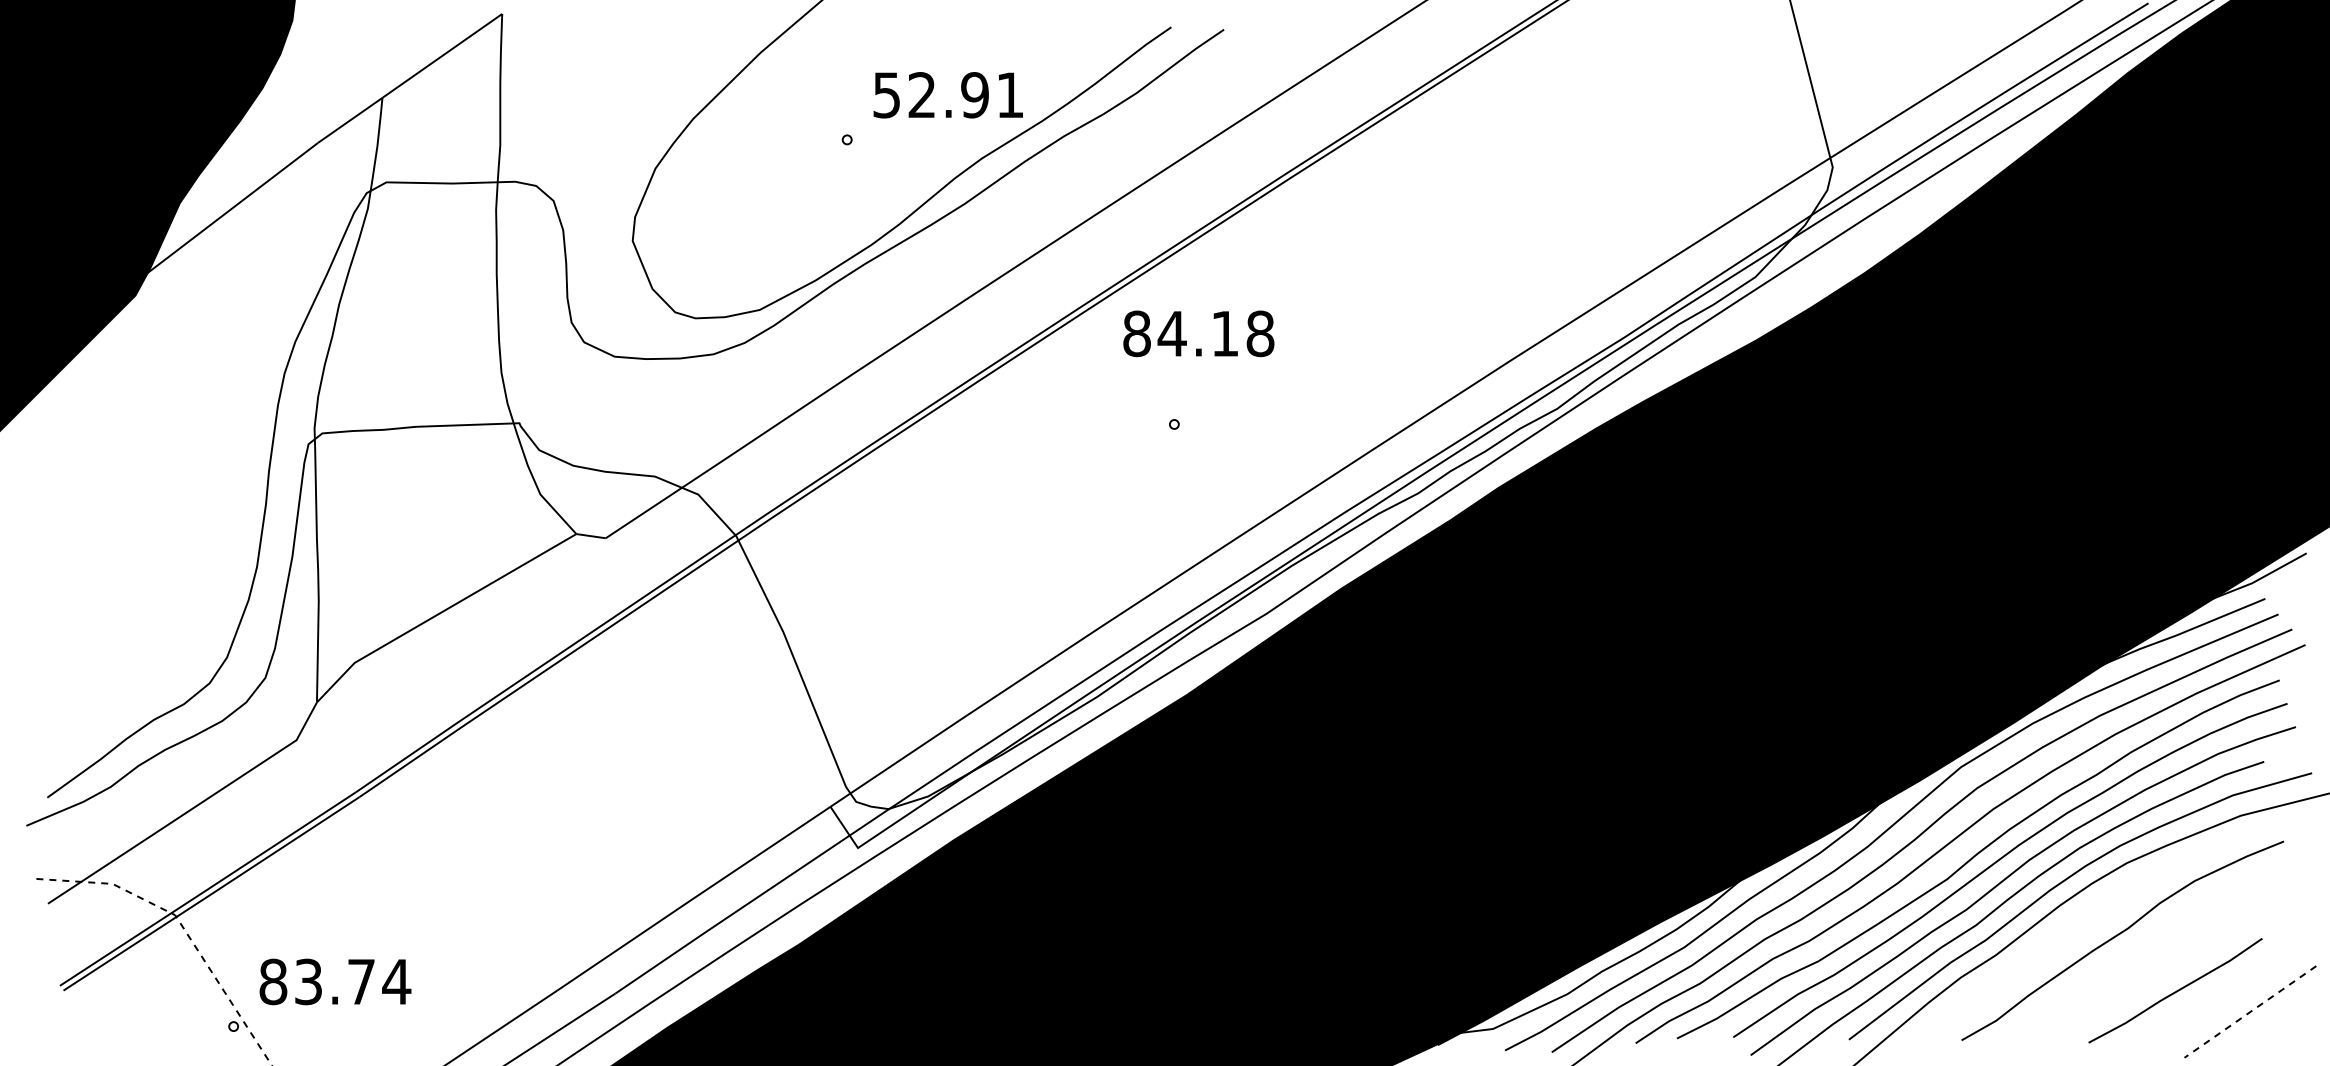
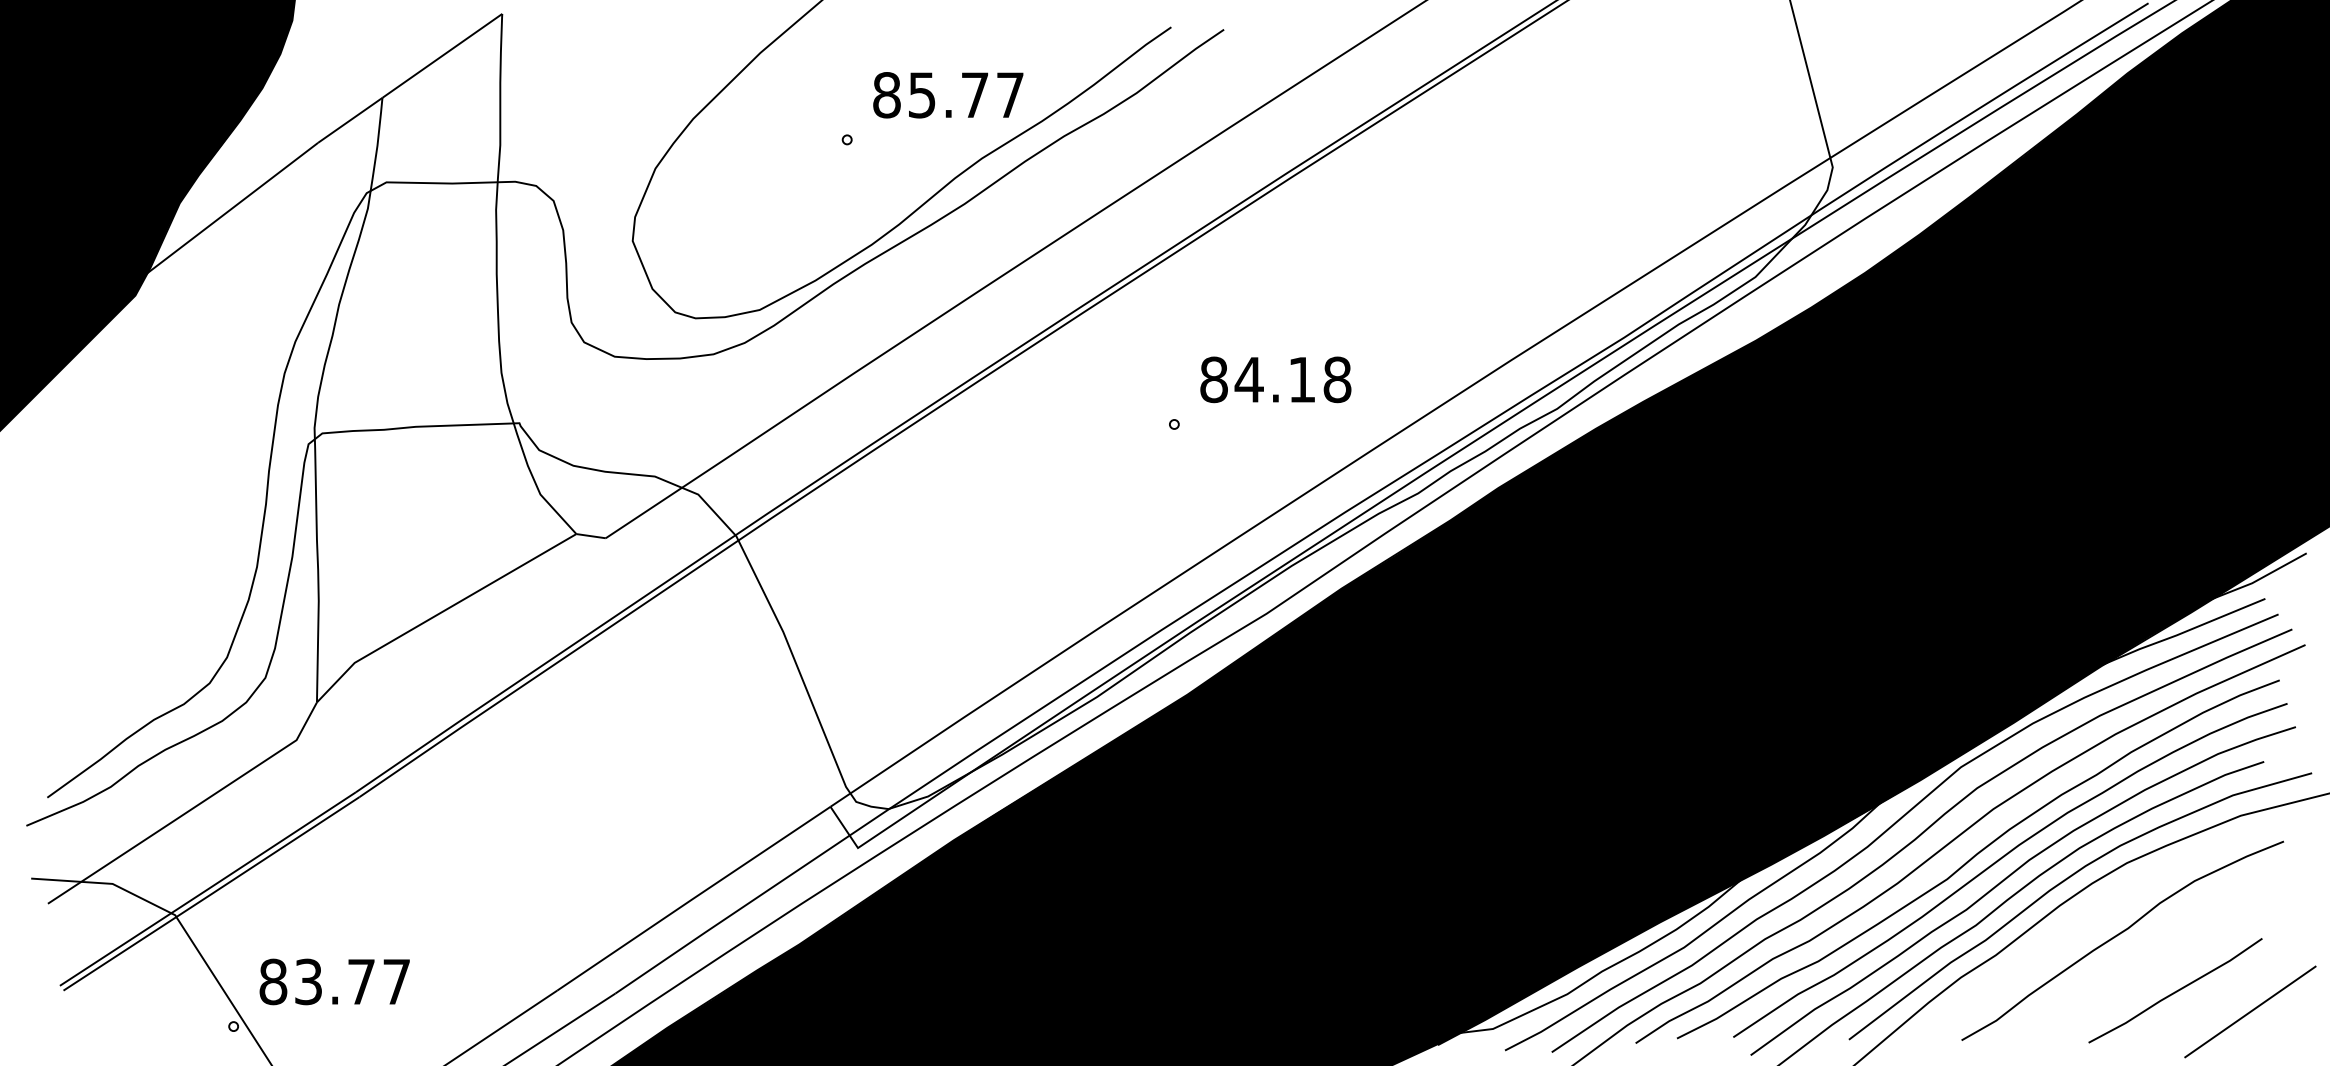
text: 52.91 -> 85.77 (948, 95)
text position: (1198, 333) -> (1275, 379) (1275, 379)
line: dashed -> solid (181, 925)
text: 83.74 -> 83.77 (396, 981)
line: dashed -> solid (2249, 1012)
